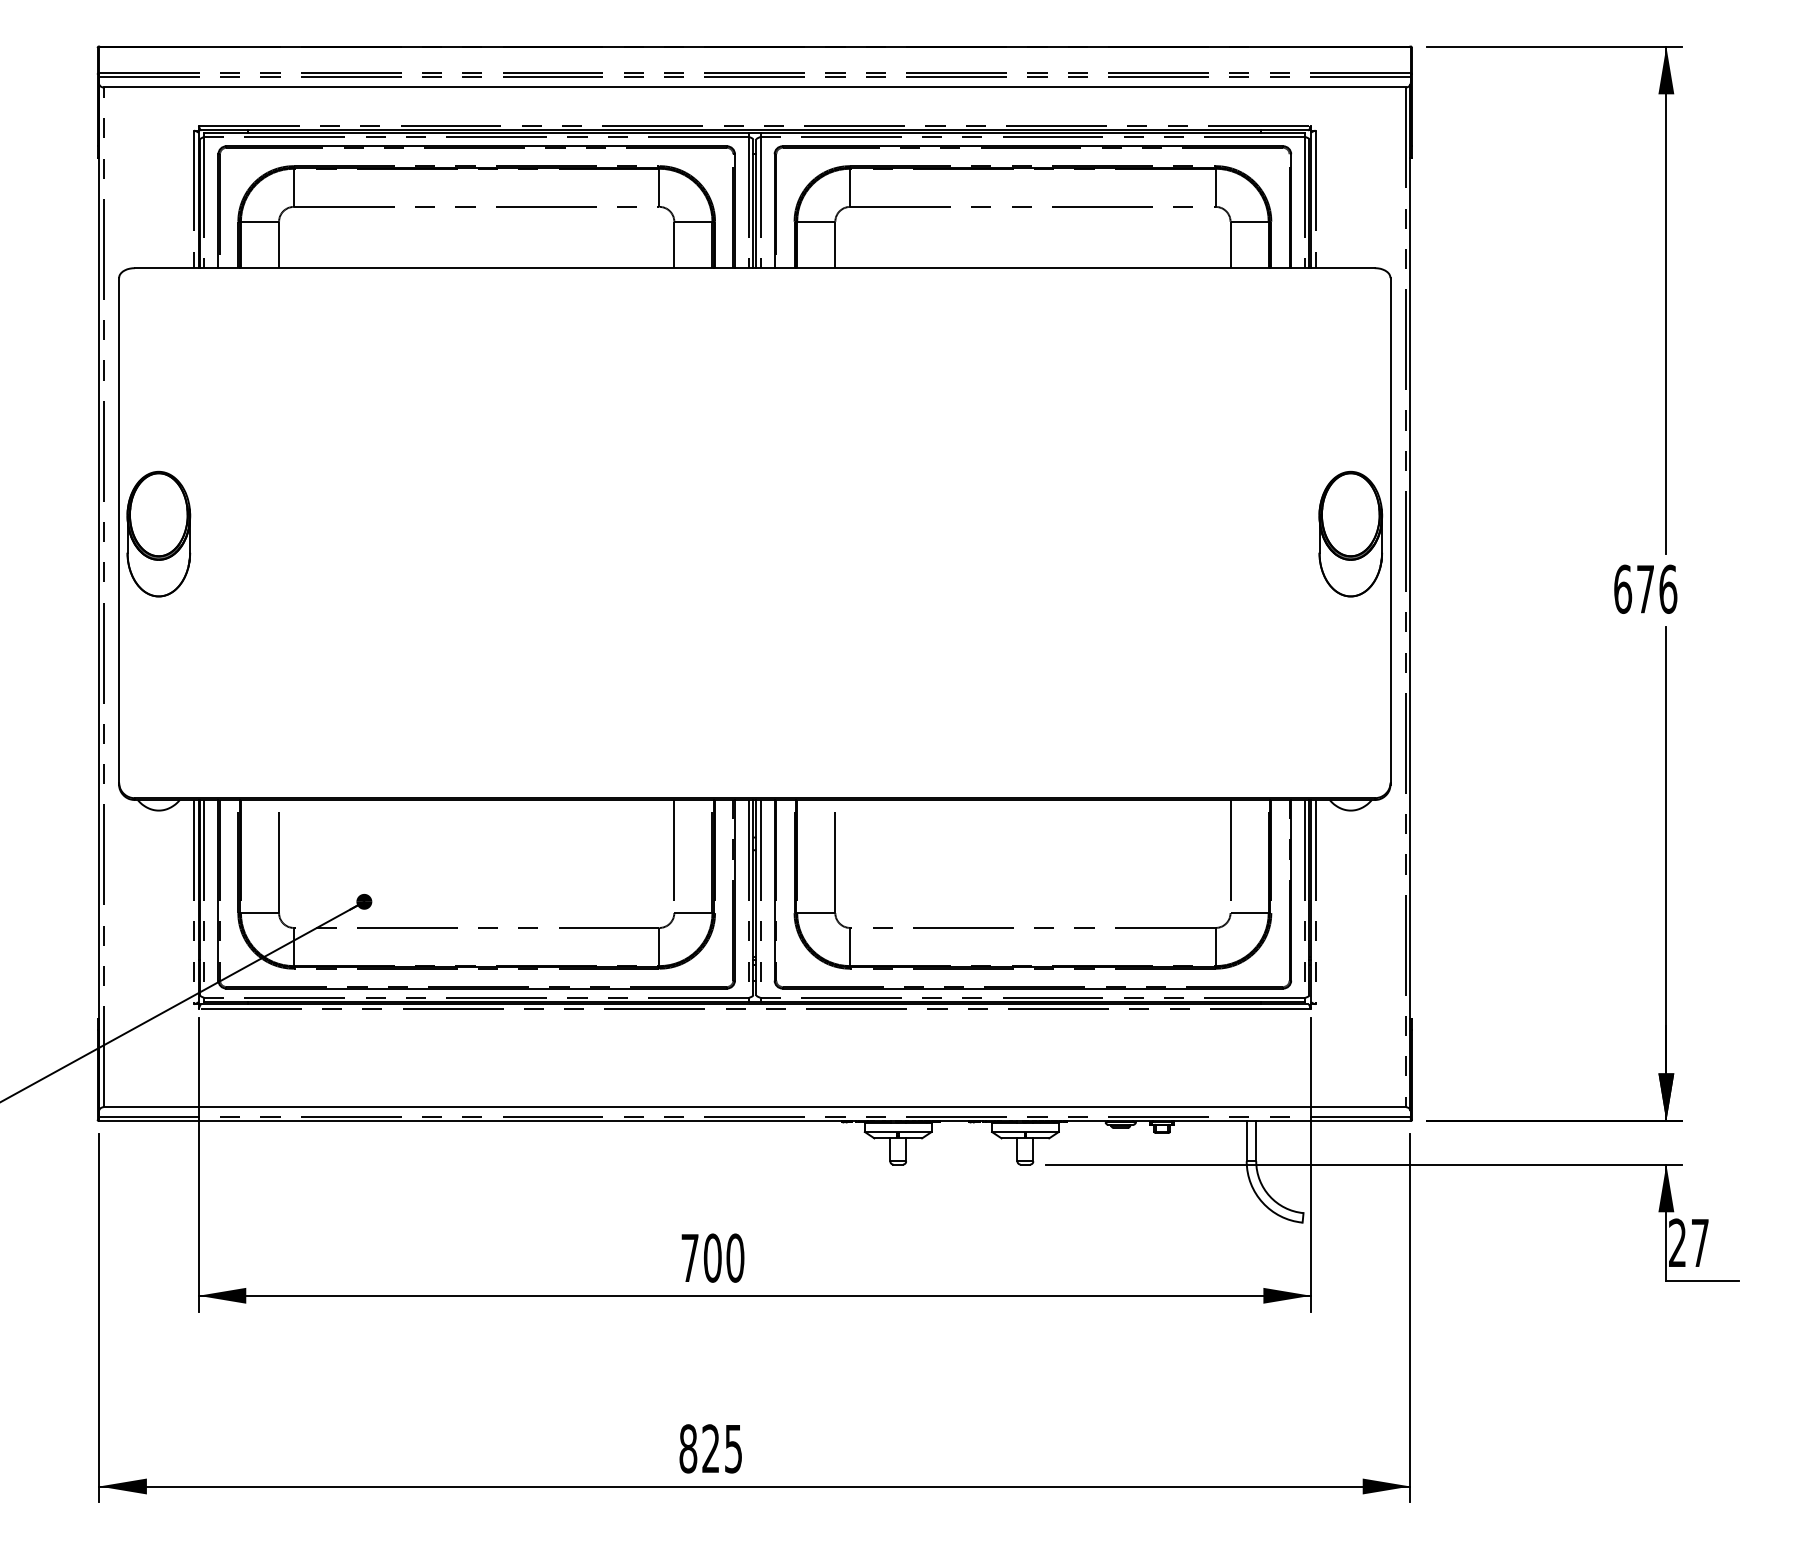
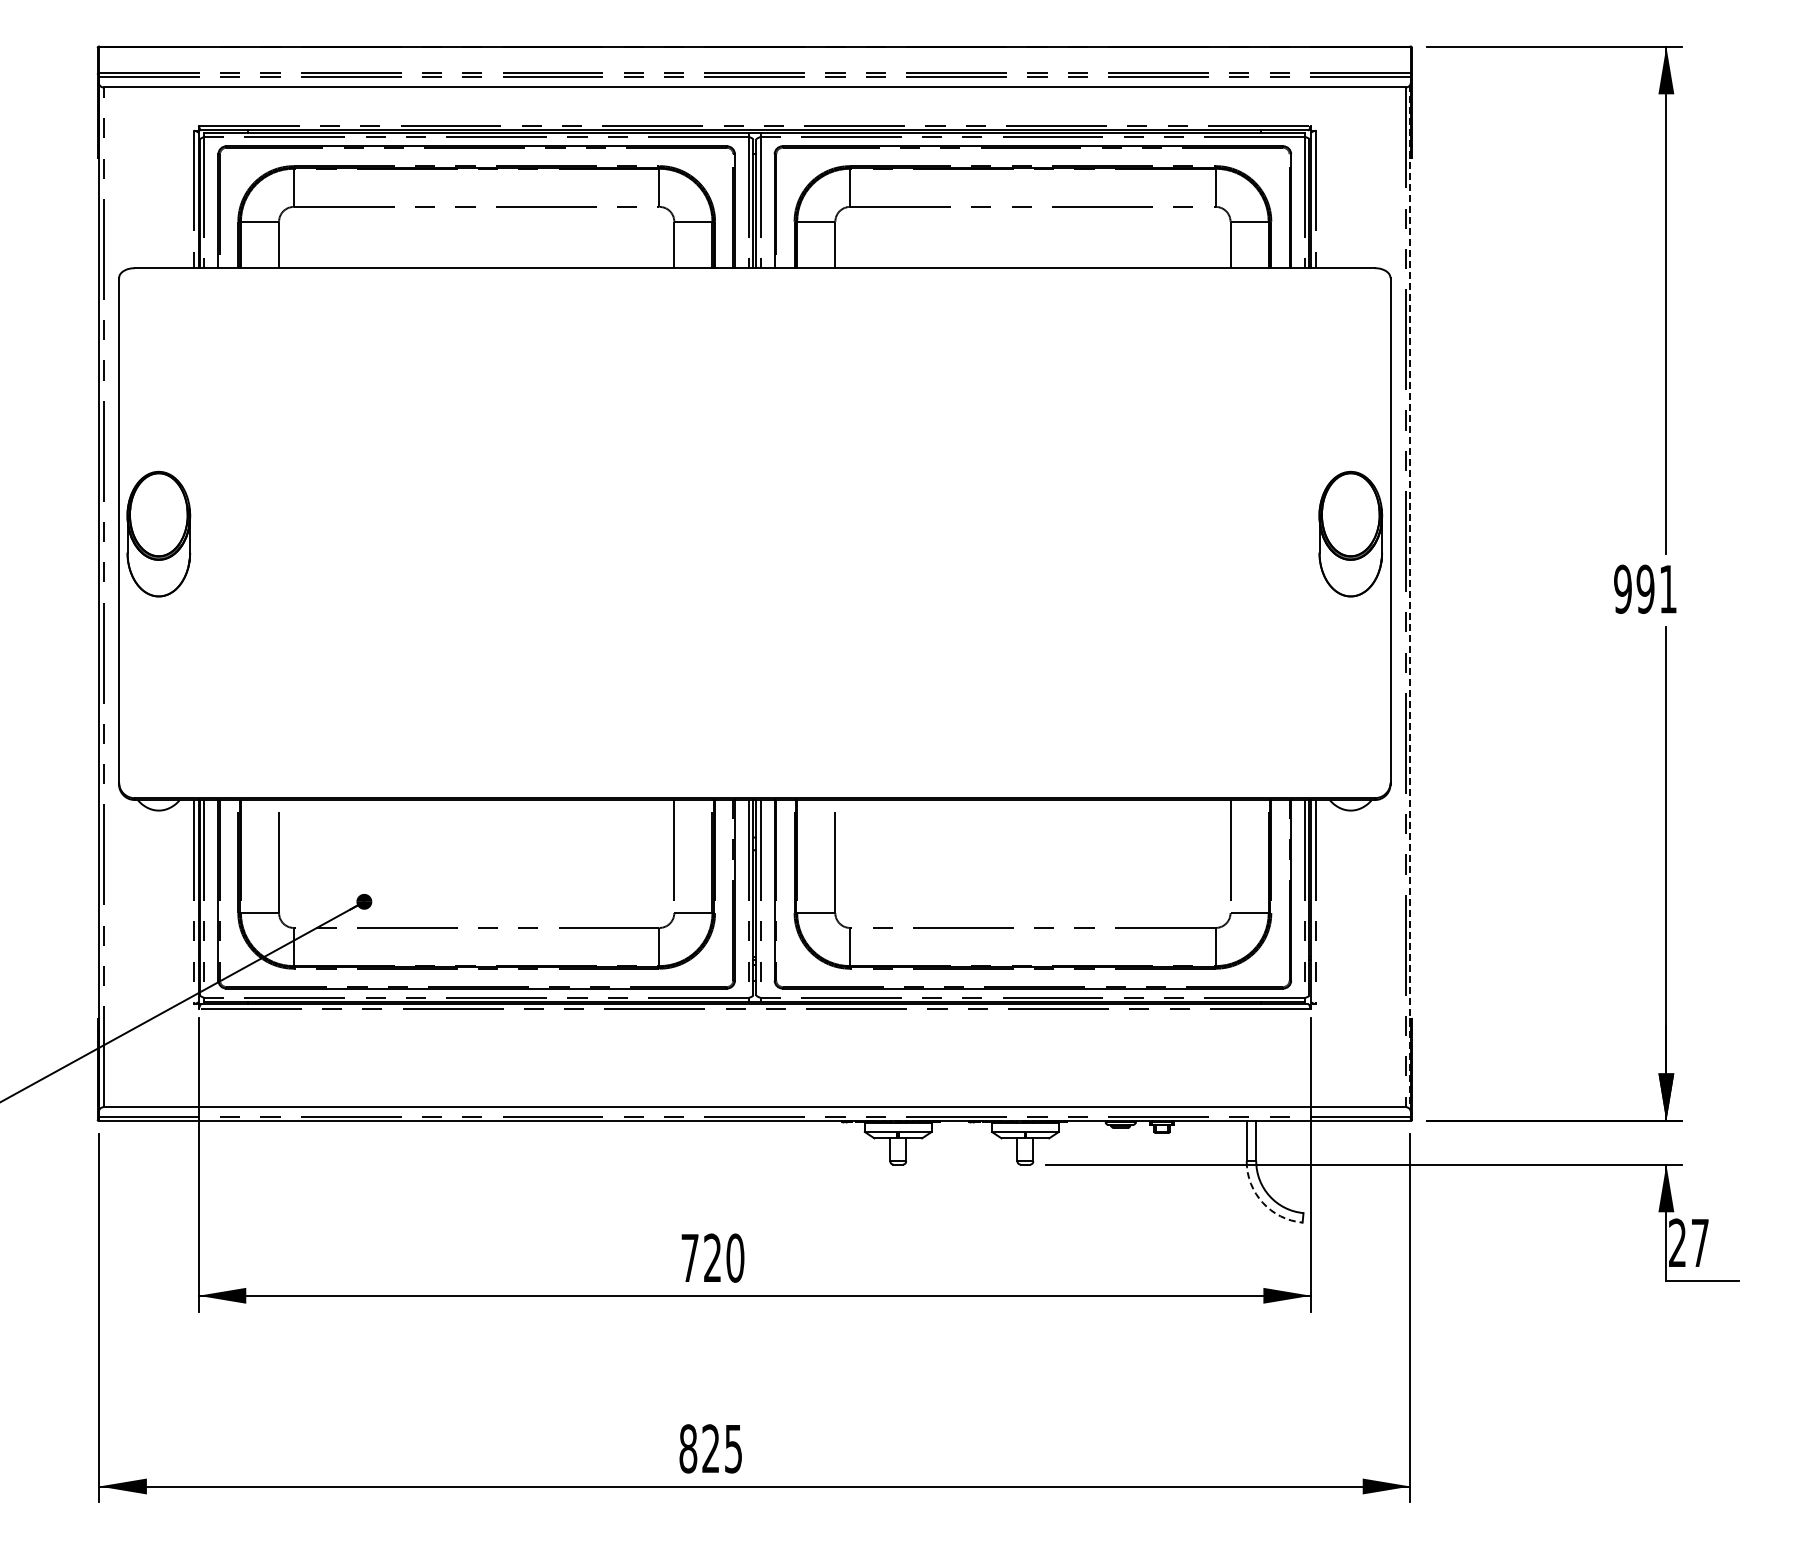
text: 676 -> 991 (1645, 588)
line: solid -> dashed (1410, 597)
arc: solid -> dashed (1262, 1202)
text: 700 -> 720 (712, 1257)
